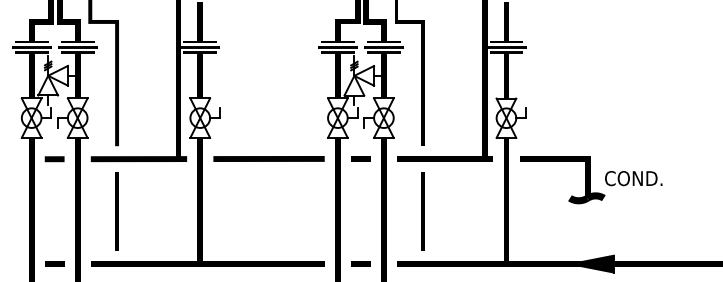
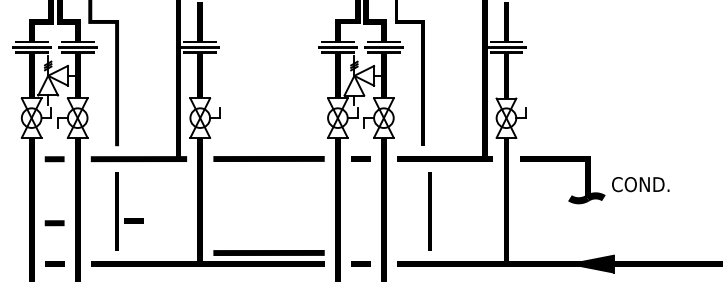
text position: (633, 178) -> (640, 184) (640, 184)
line position: (422, 211) -> (429, 211) (429, 211)
line: none -> present (133, 220)
line: none -> present (54, 223)
line: none -> present (268, 252)
